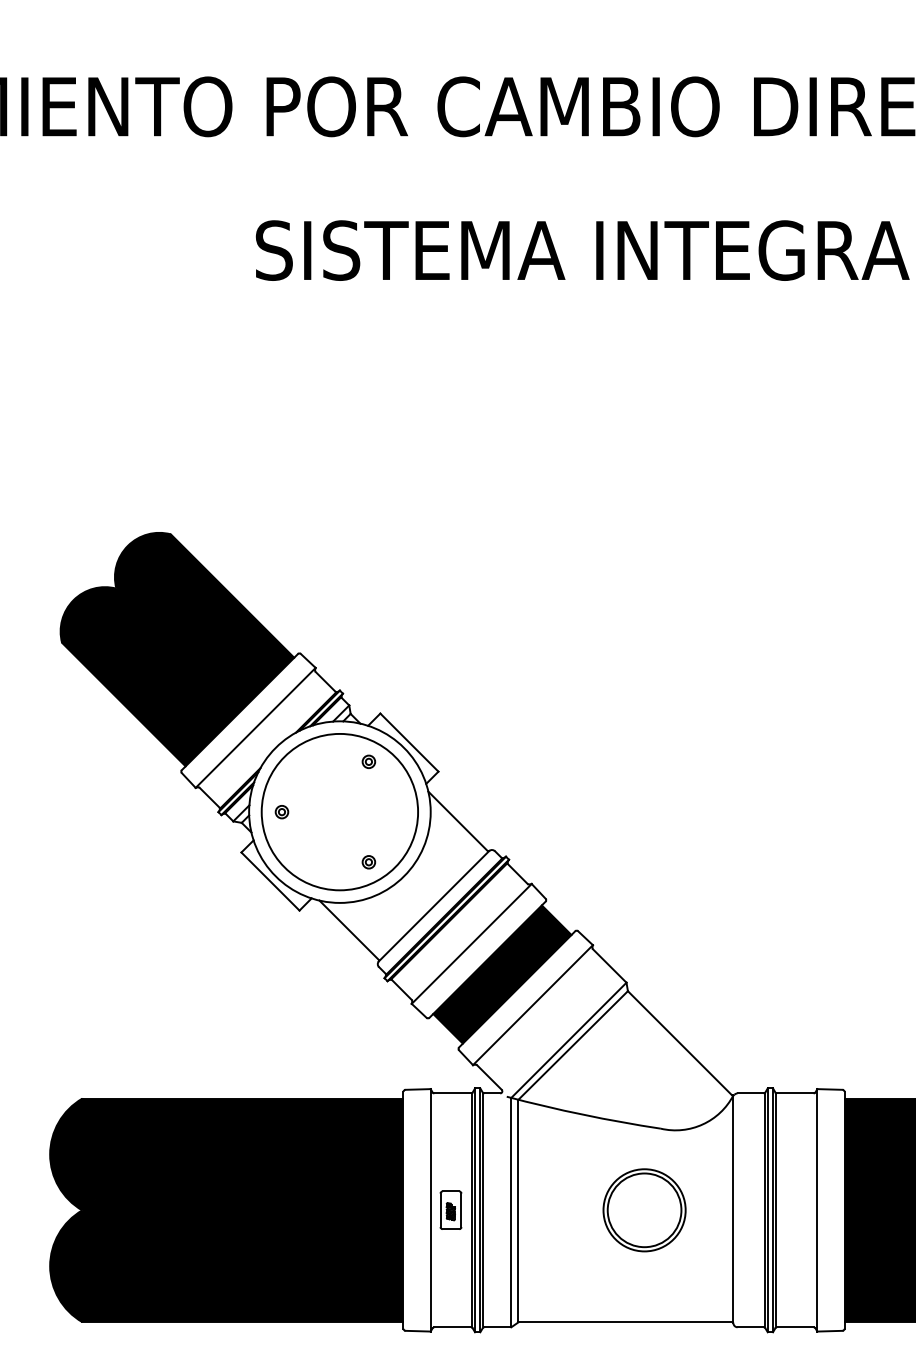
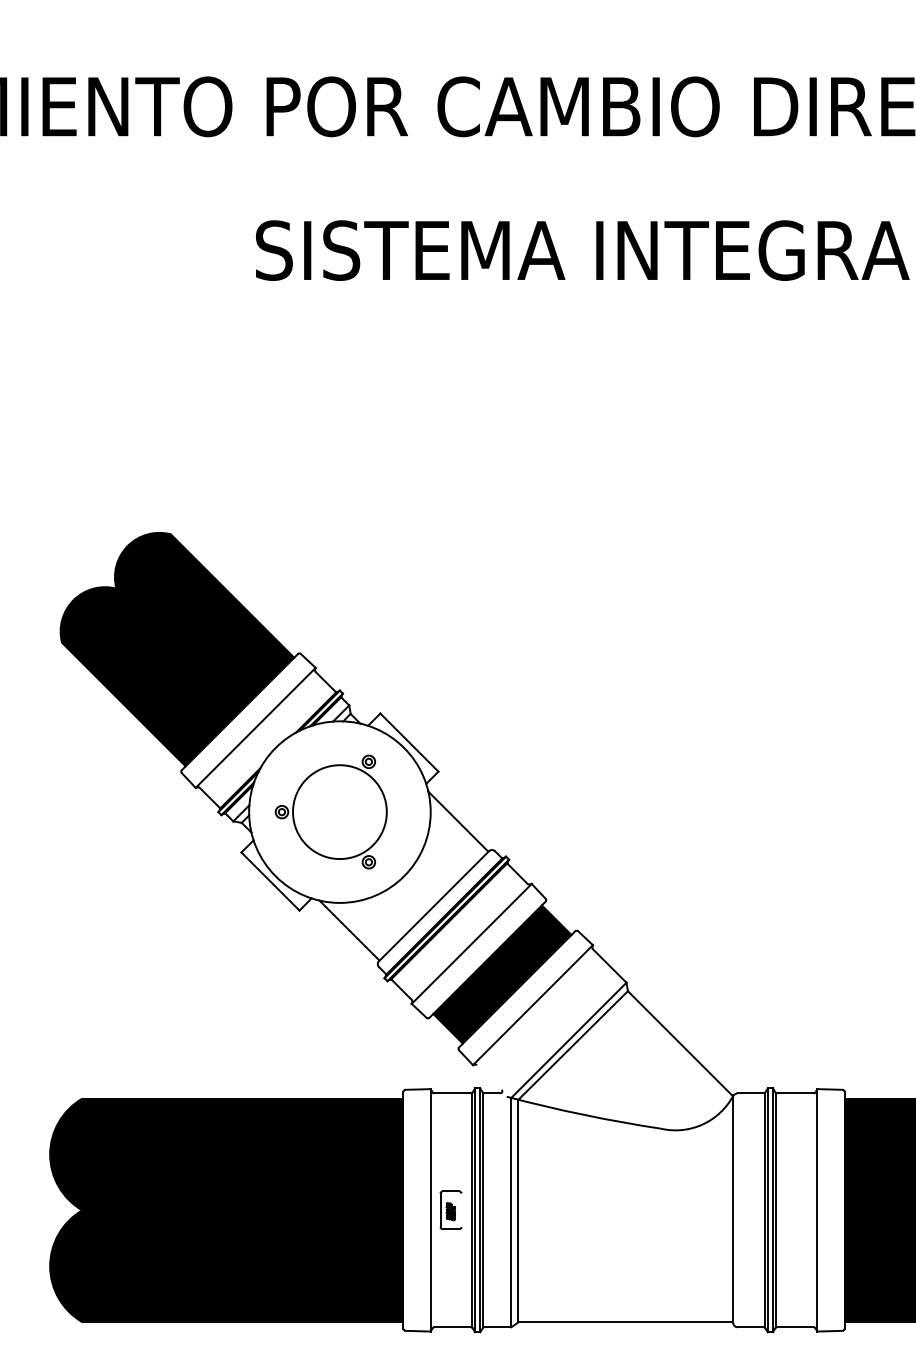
circle diameter: 156 px -> 94 px (339, 812)
line: present -> none (489, 1077)
line: present -> none (461, 1210)
part: present -> none (644, 1210)
